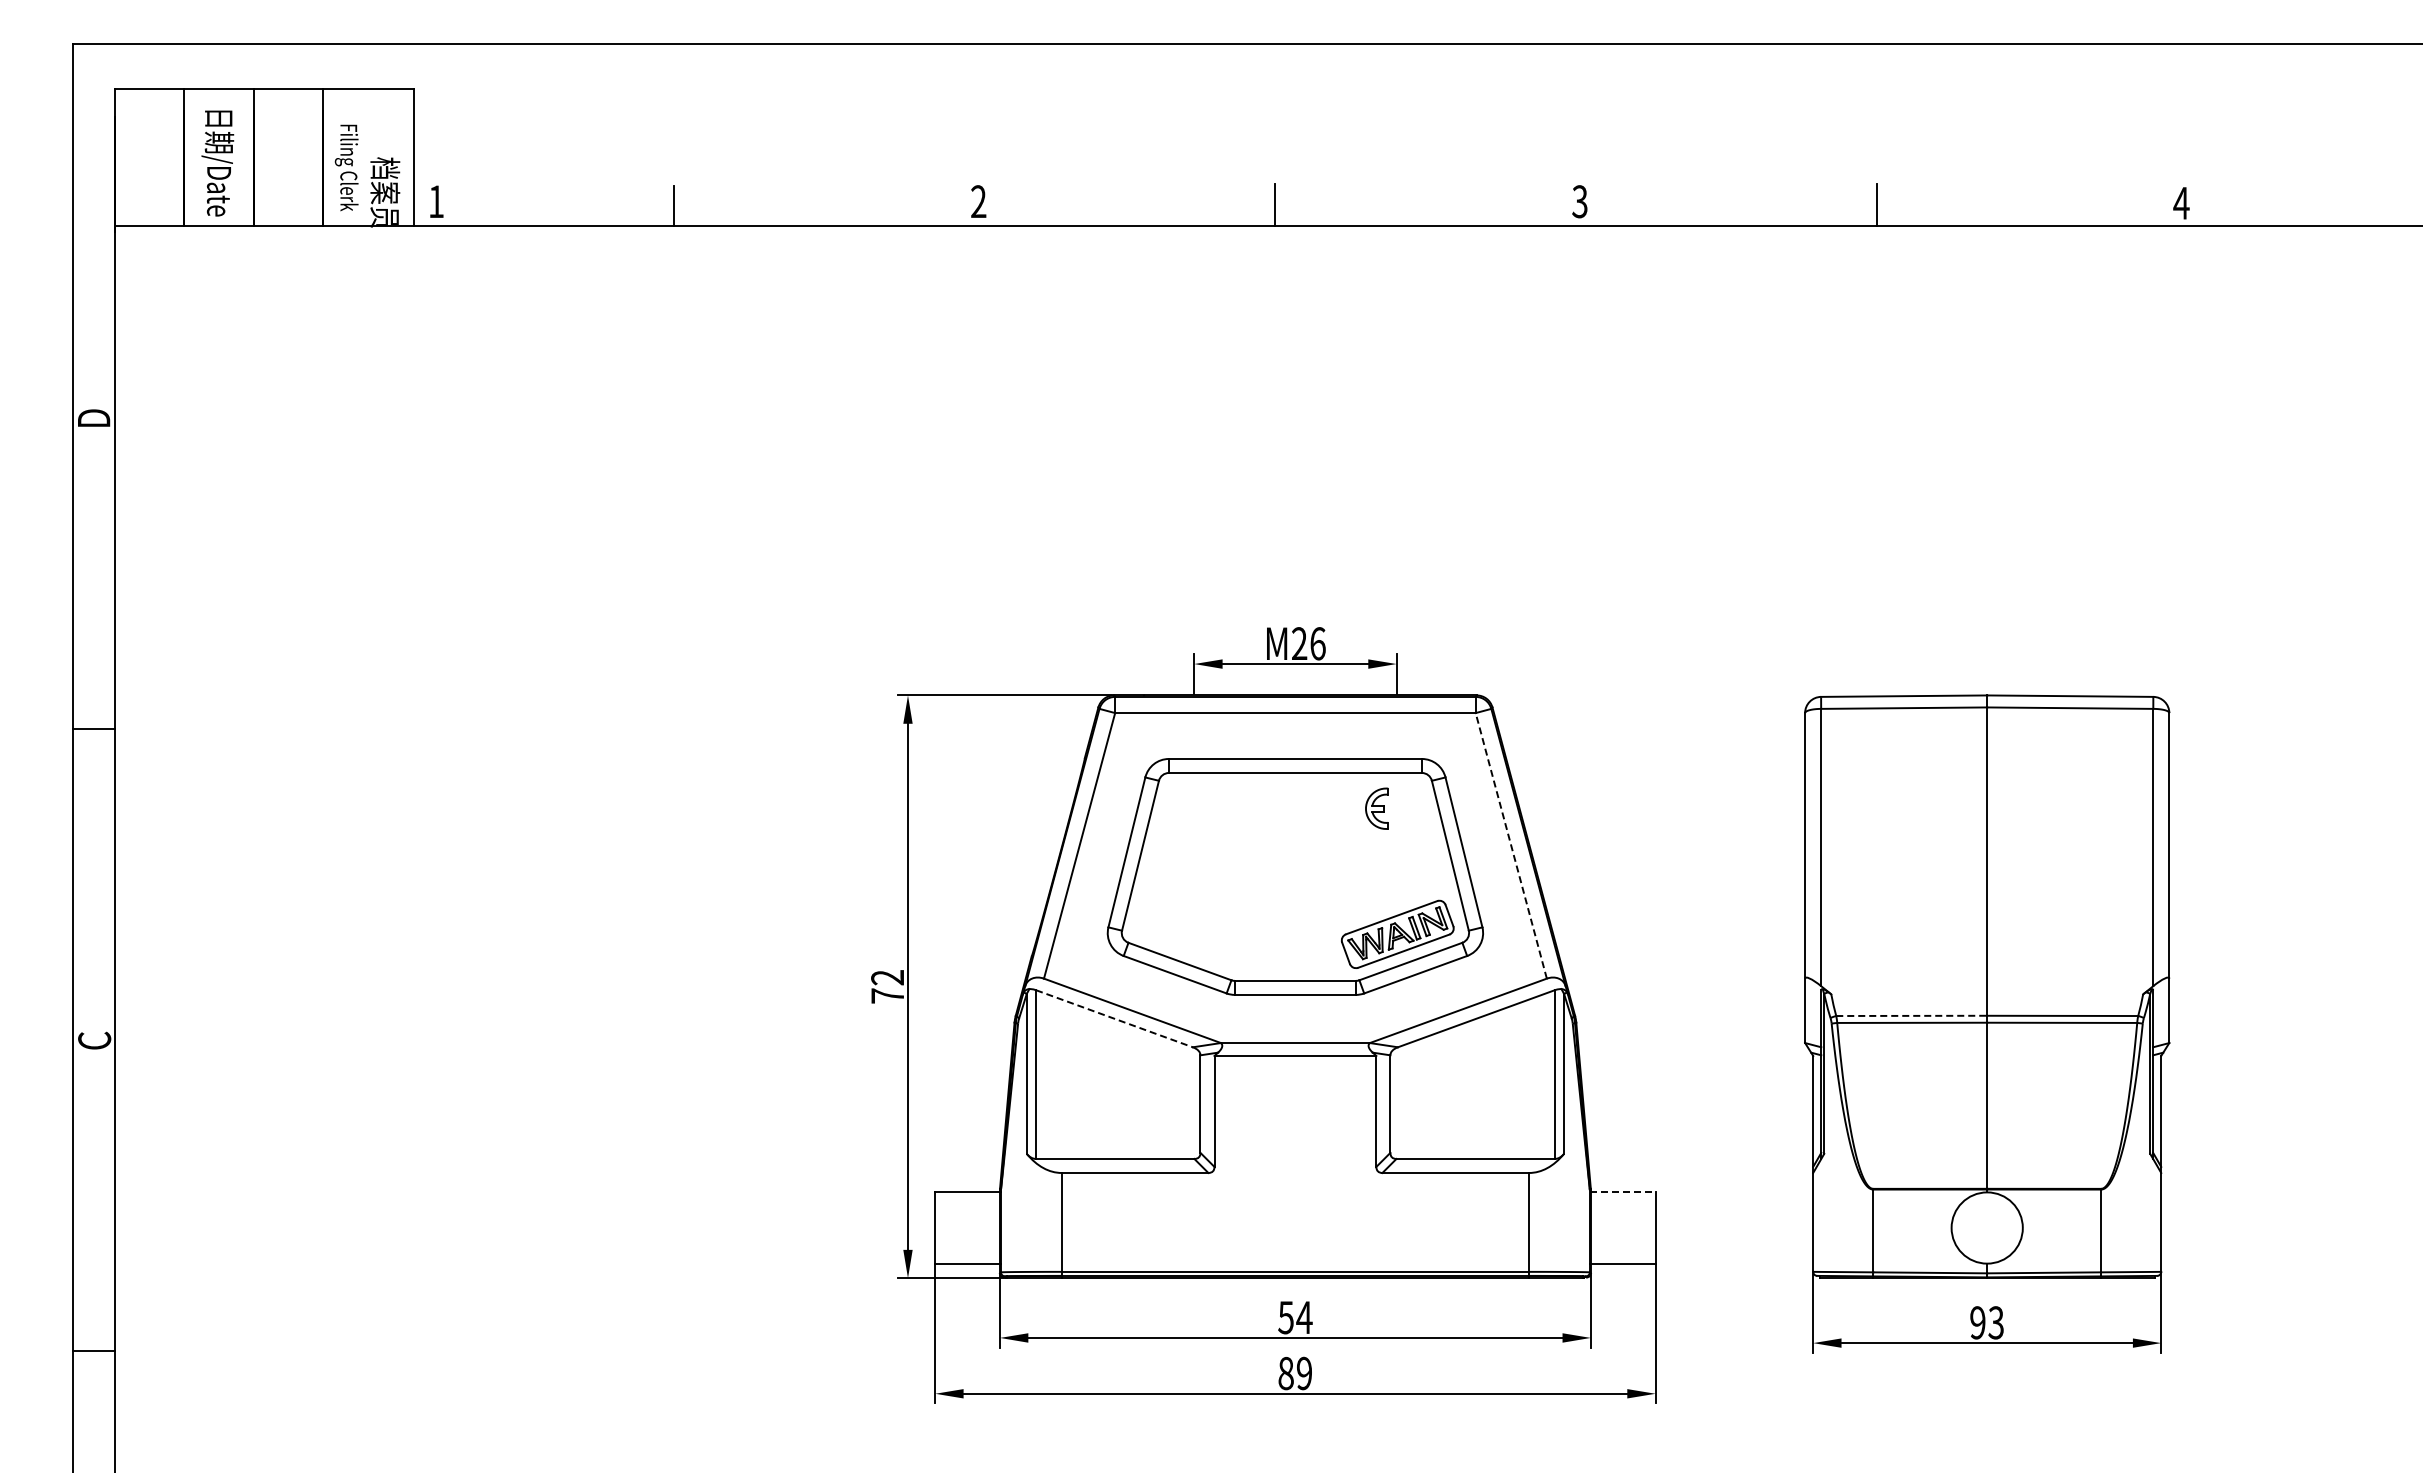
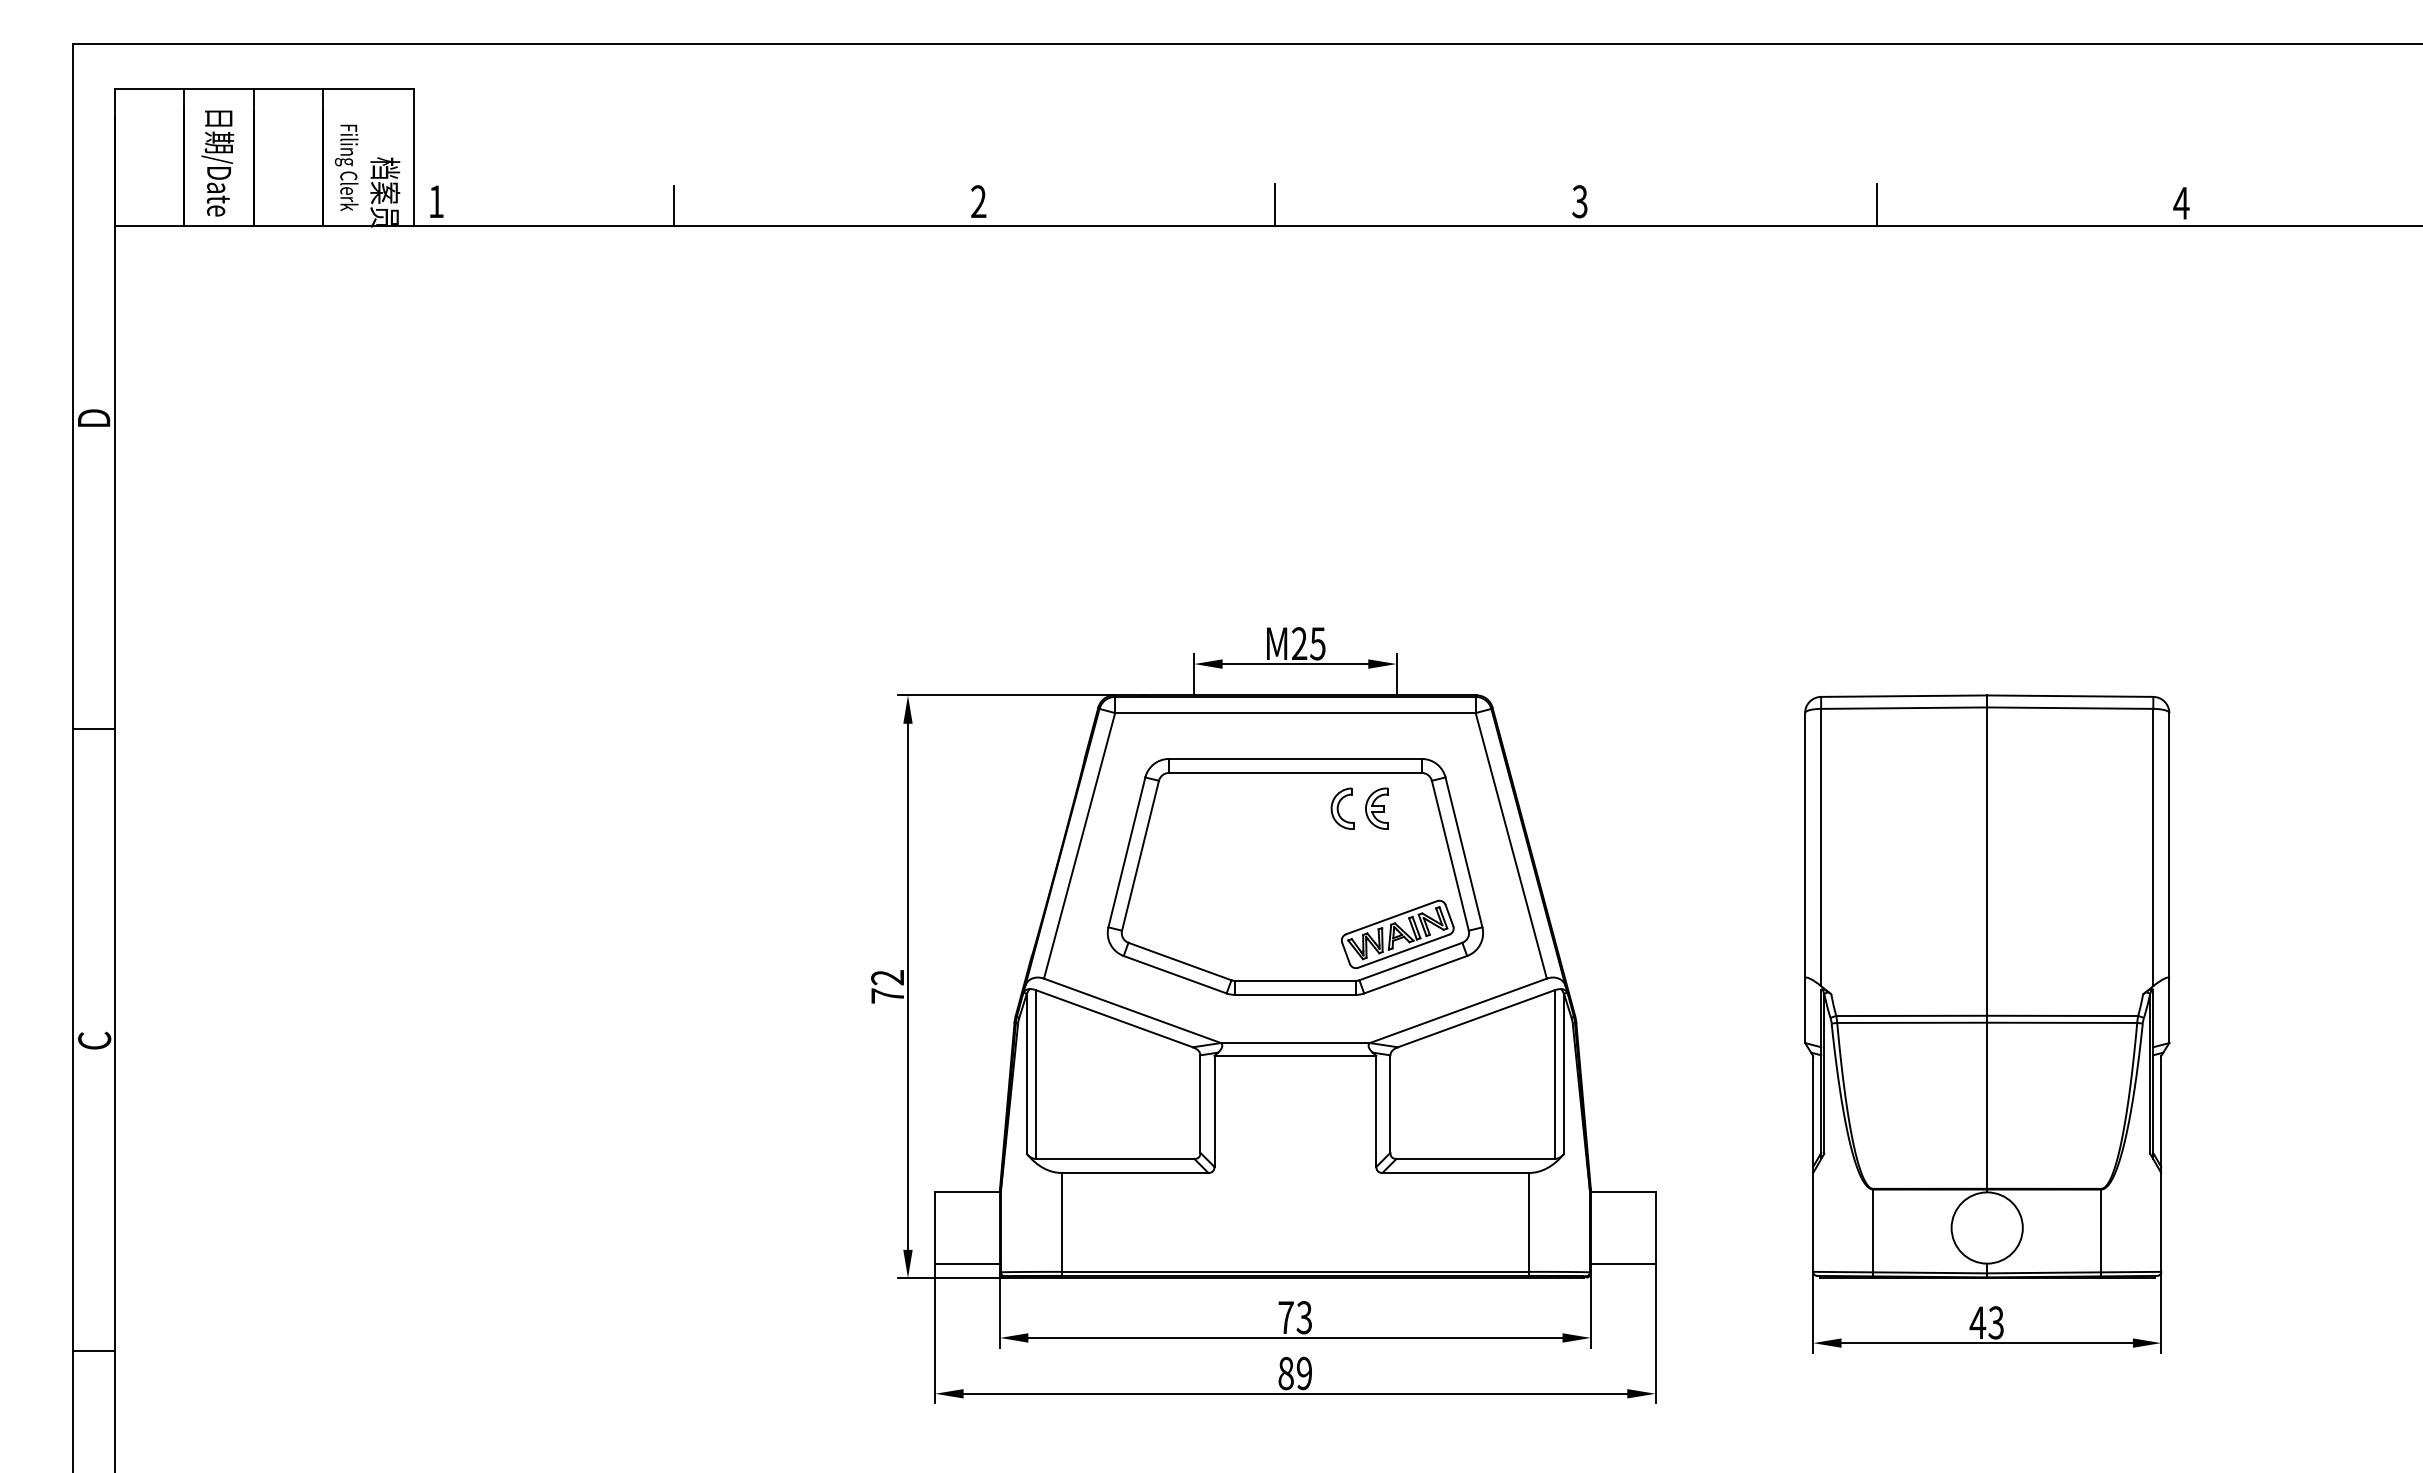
text: M26 -> M25 (1317, 643)
part: none -> present (1342, 808)
line: dashed -> solid (1511, 845)
line: dashed -> solid (1912, 1015)
line: dashed -> solid (1114, 1018)
line: dashed -> solid (1622, 1192)
text: 54 -> 73 (1295, 1317)
text: 93 -> 43 (1977, 1322)
